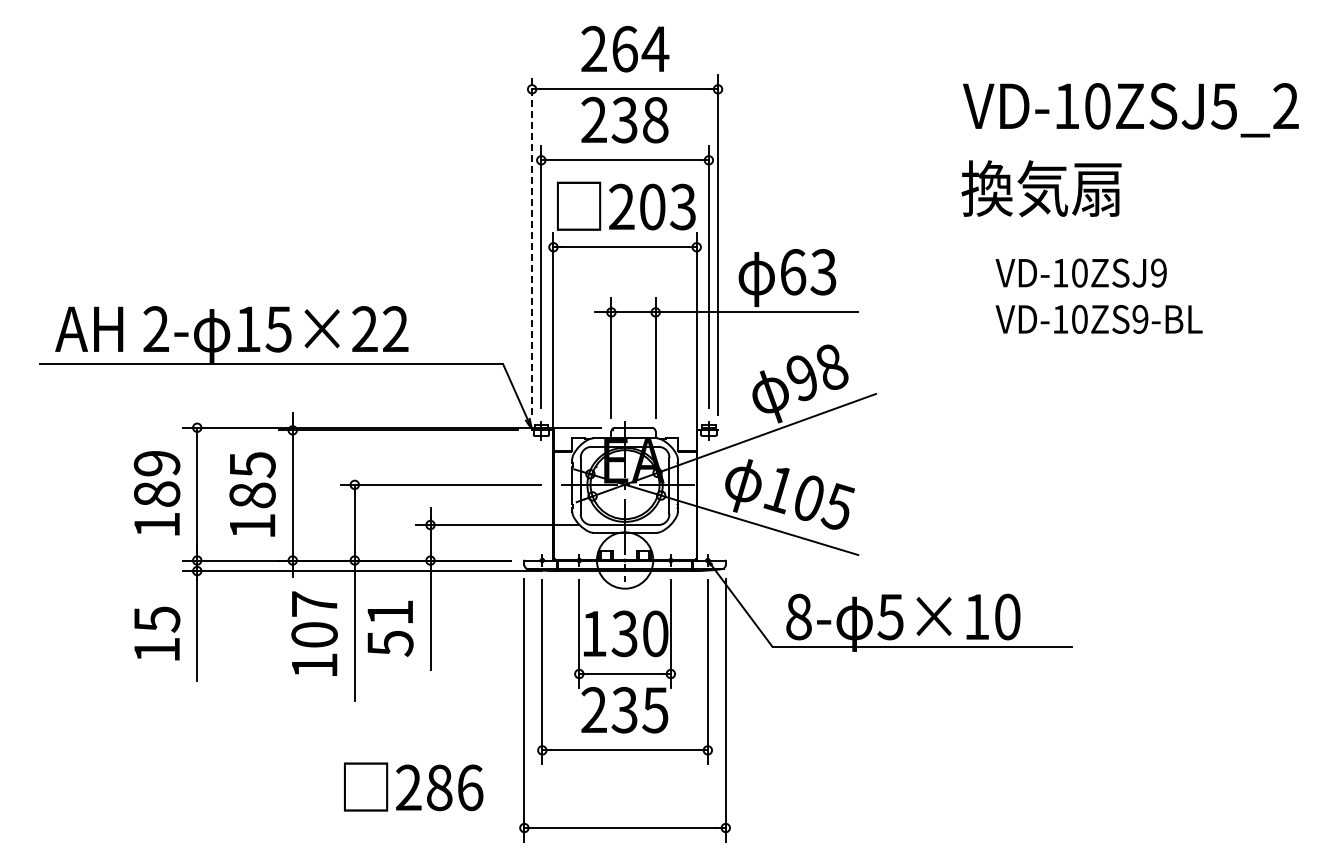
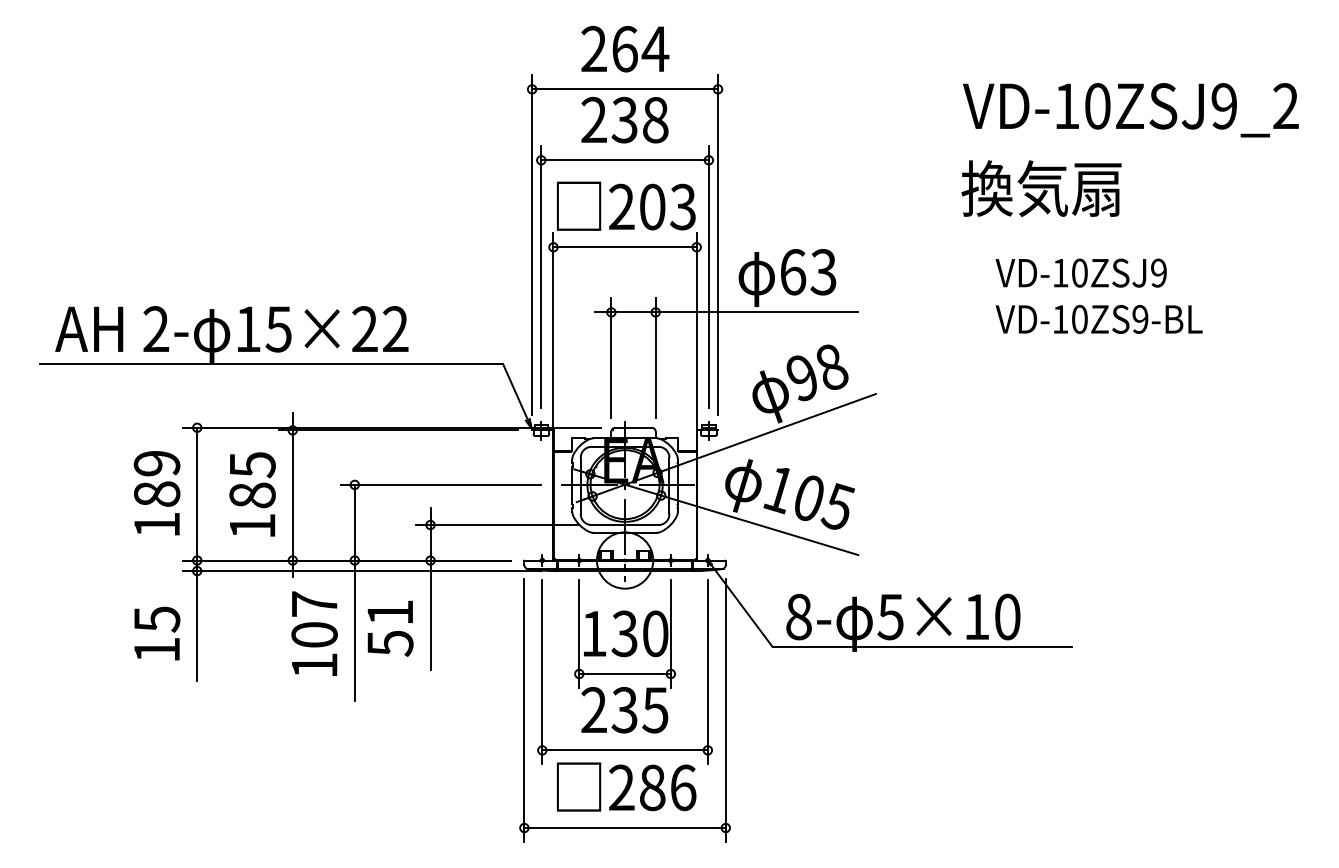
text: VD-10ZSJ5_2 -> VD-10ZSJ9_2 (1223, 106)
line: dashed -> solid (532, 244)
text position: (413, 786) -> (626, 786) (626, 786)
